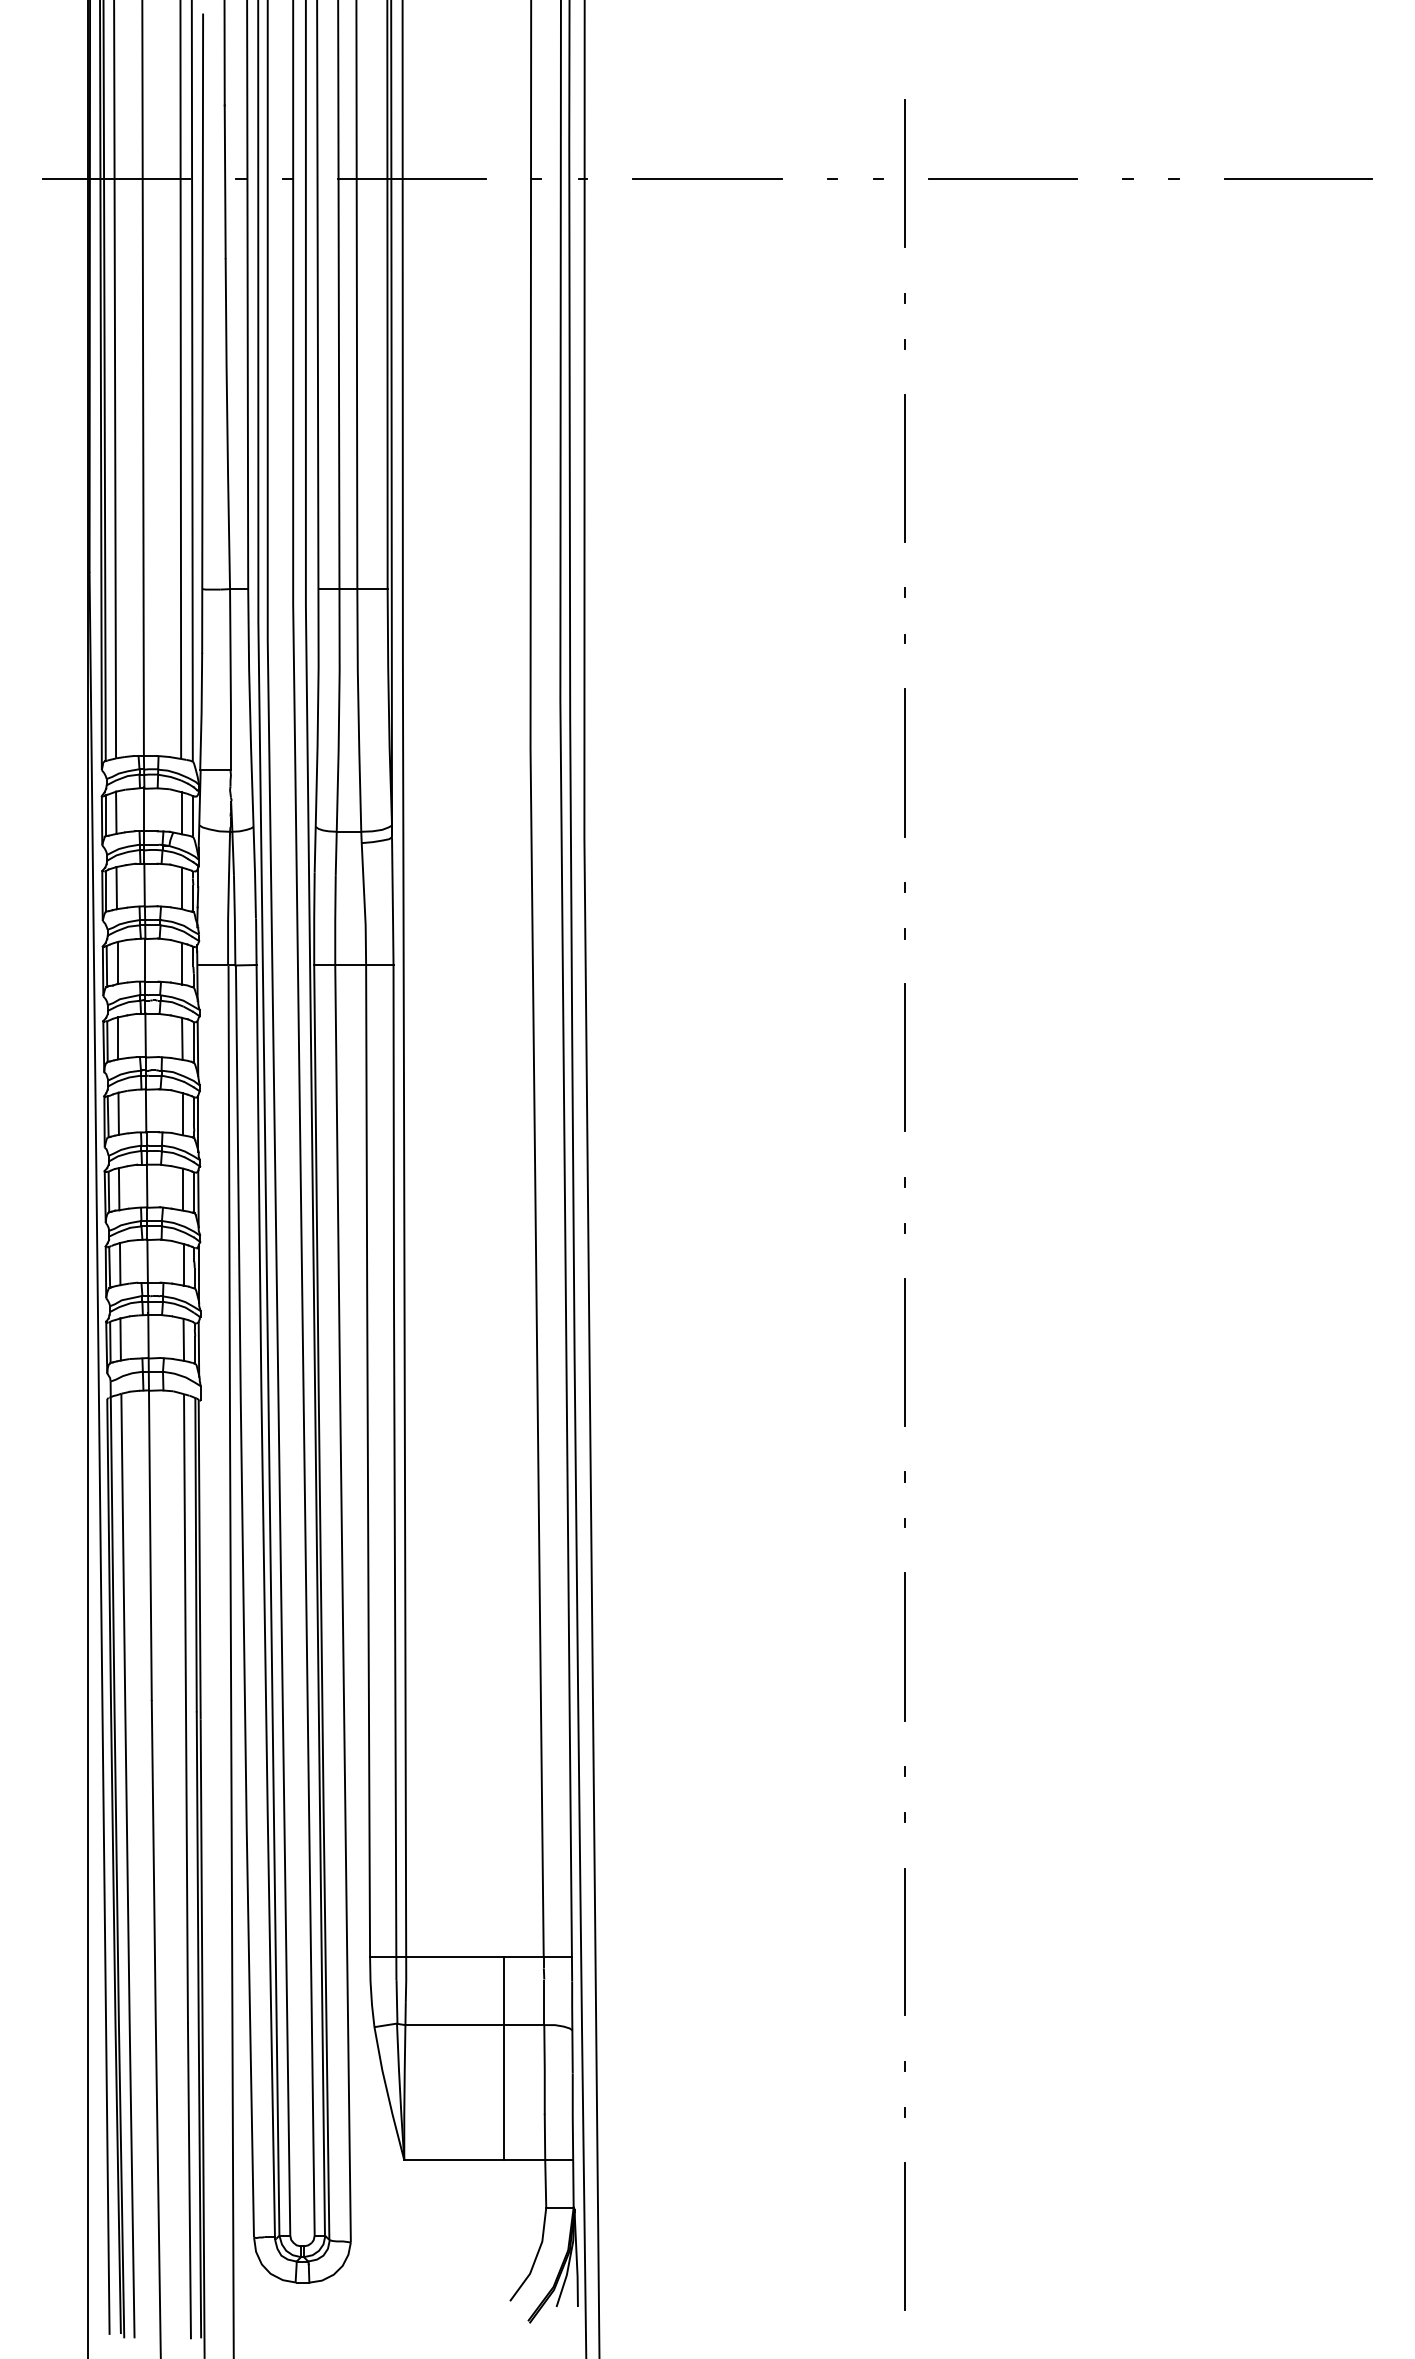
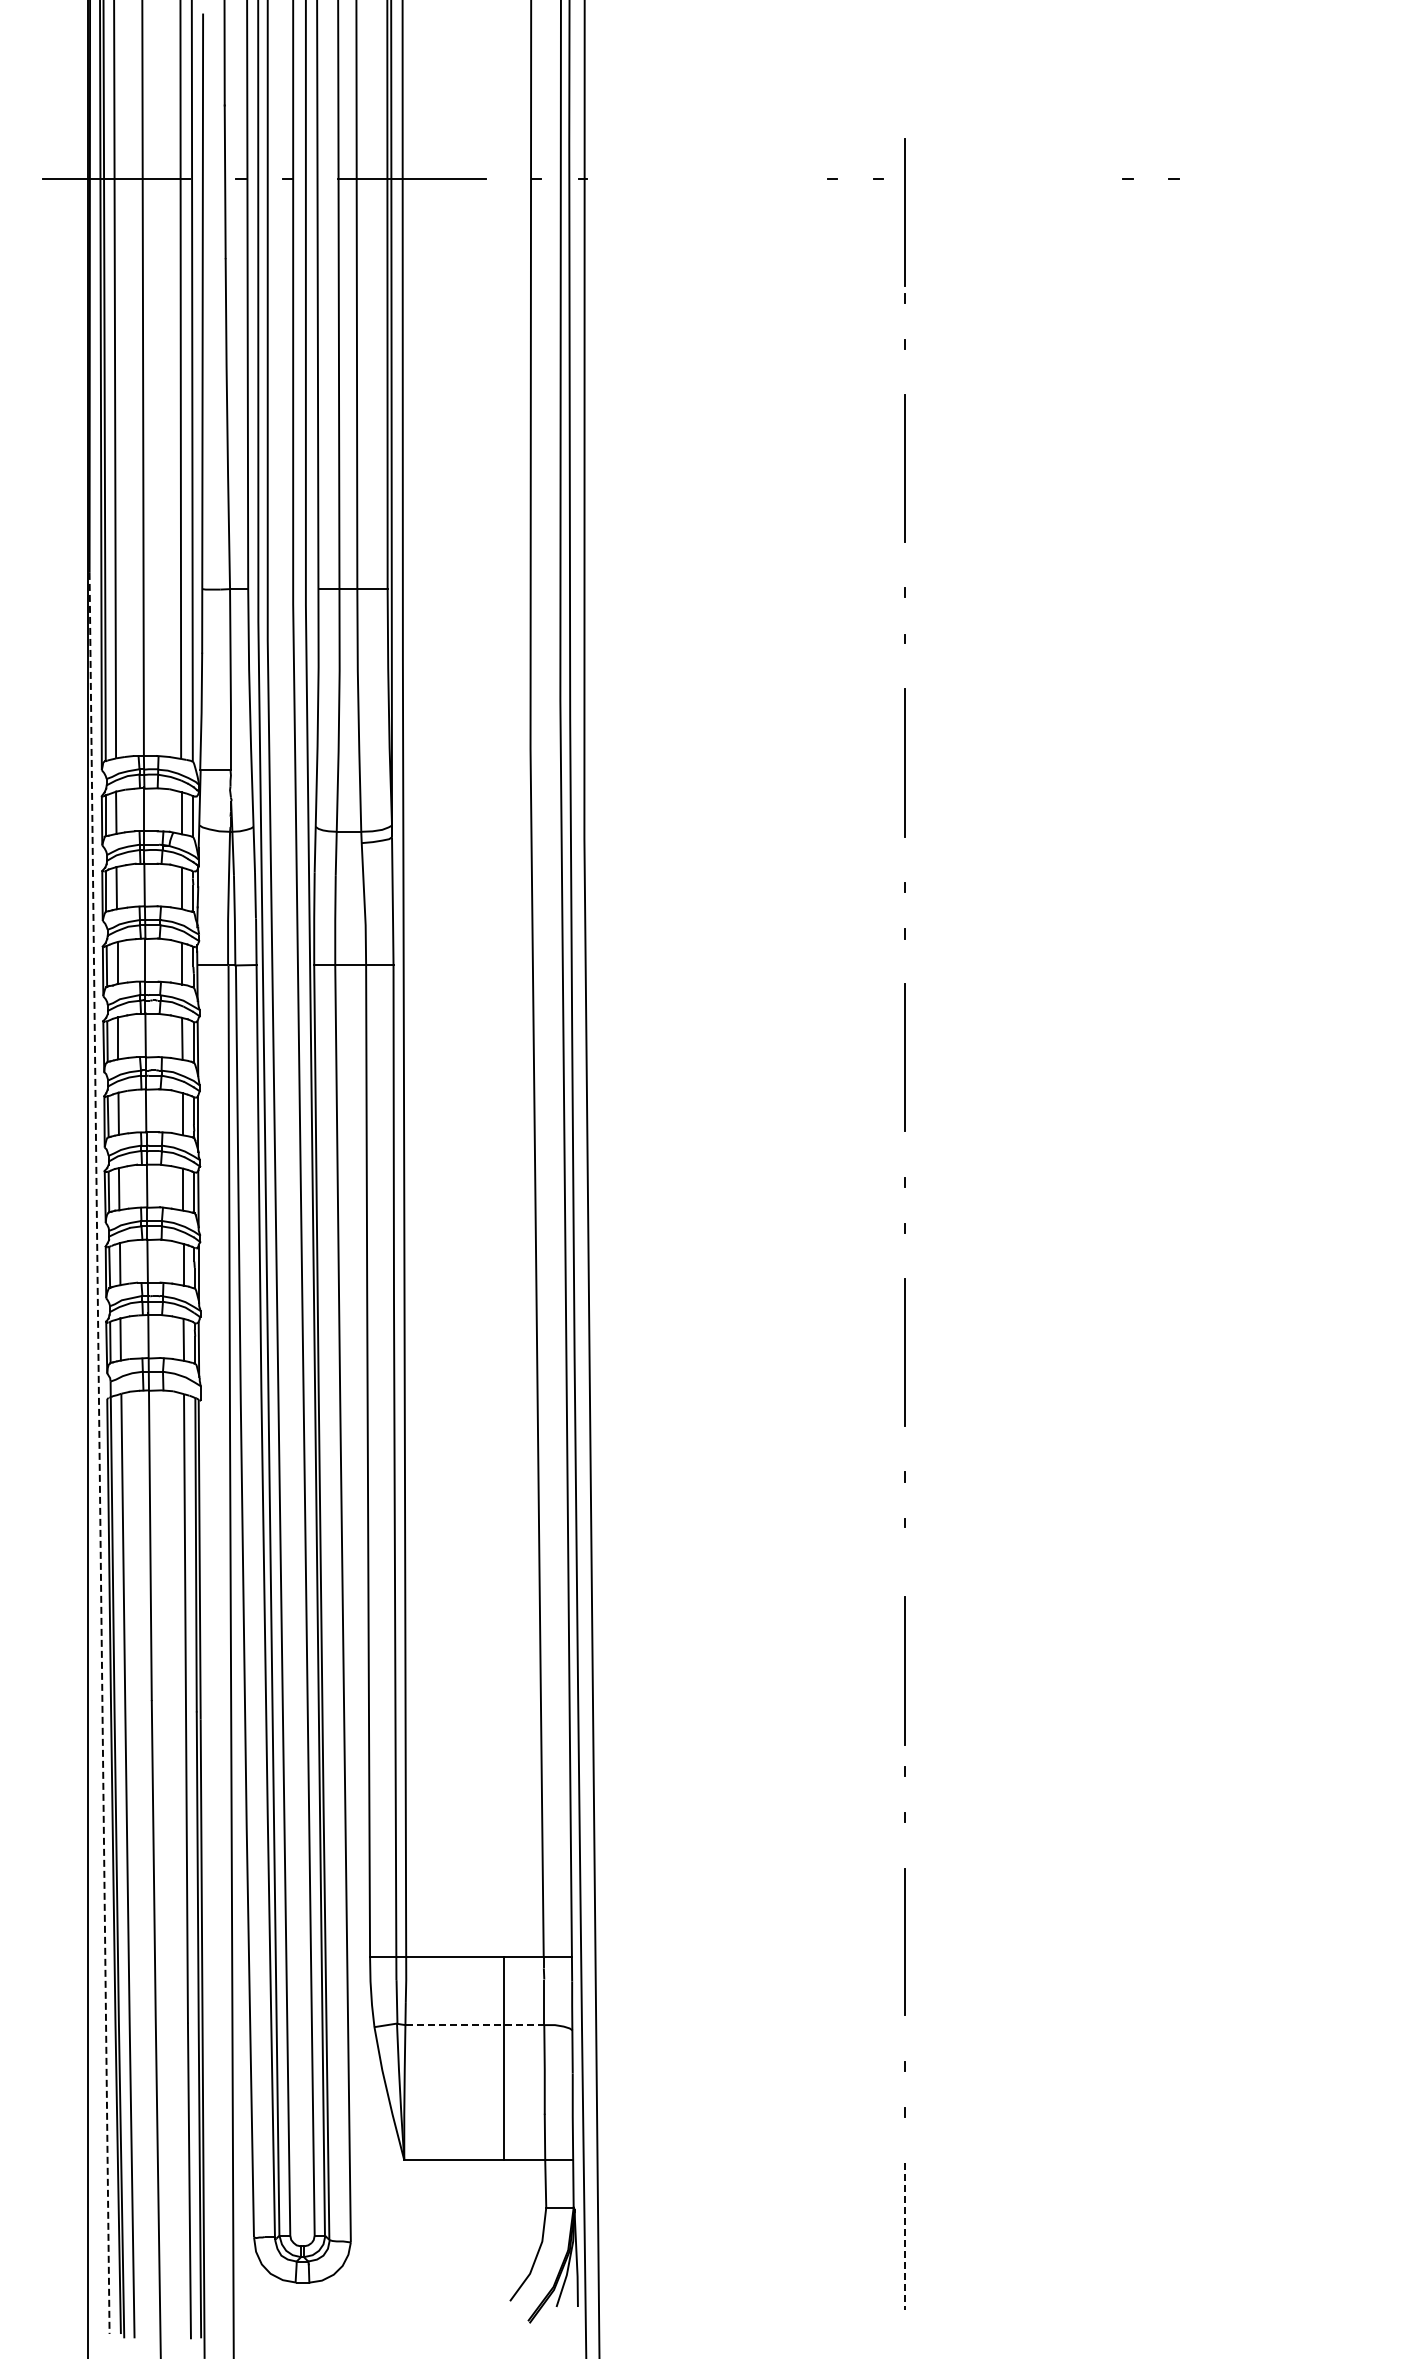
line position: (904, 173) -> (904, 212) (904, 212)
line: present -> none (707, 179)
line: present -> none (1002, 179)
line: present -> none (1298, 179)
line: solid -> dashed (99, 1453)
line position: (904, 1646) -> (904, 1670) (904, 1670)
line: solid -> dashed (475, 2025)
line: solid -> dashed (905, 2236)
